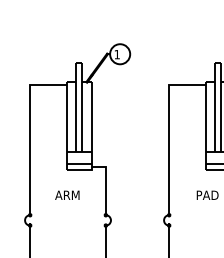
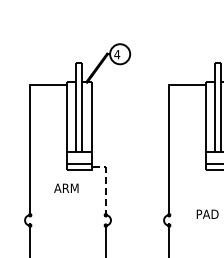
text: 1 -> 4 (117, 54)
line: solid -> dashed (105, 183)
text position: (67, 194) -> (66, 187) (66, 187)
text position: (207, 194) -> (207, 213) (207, 213)
